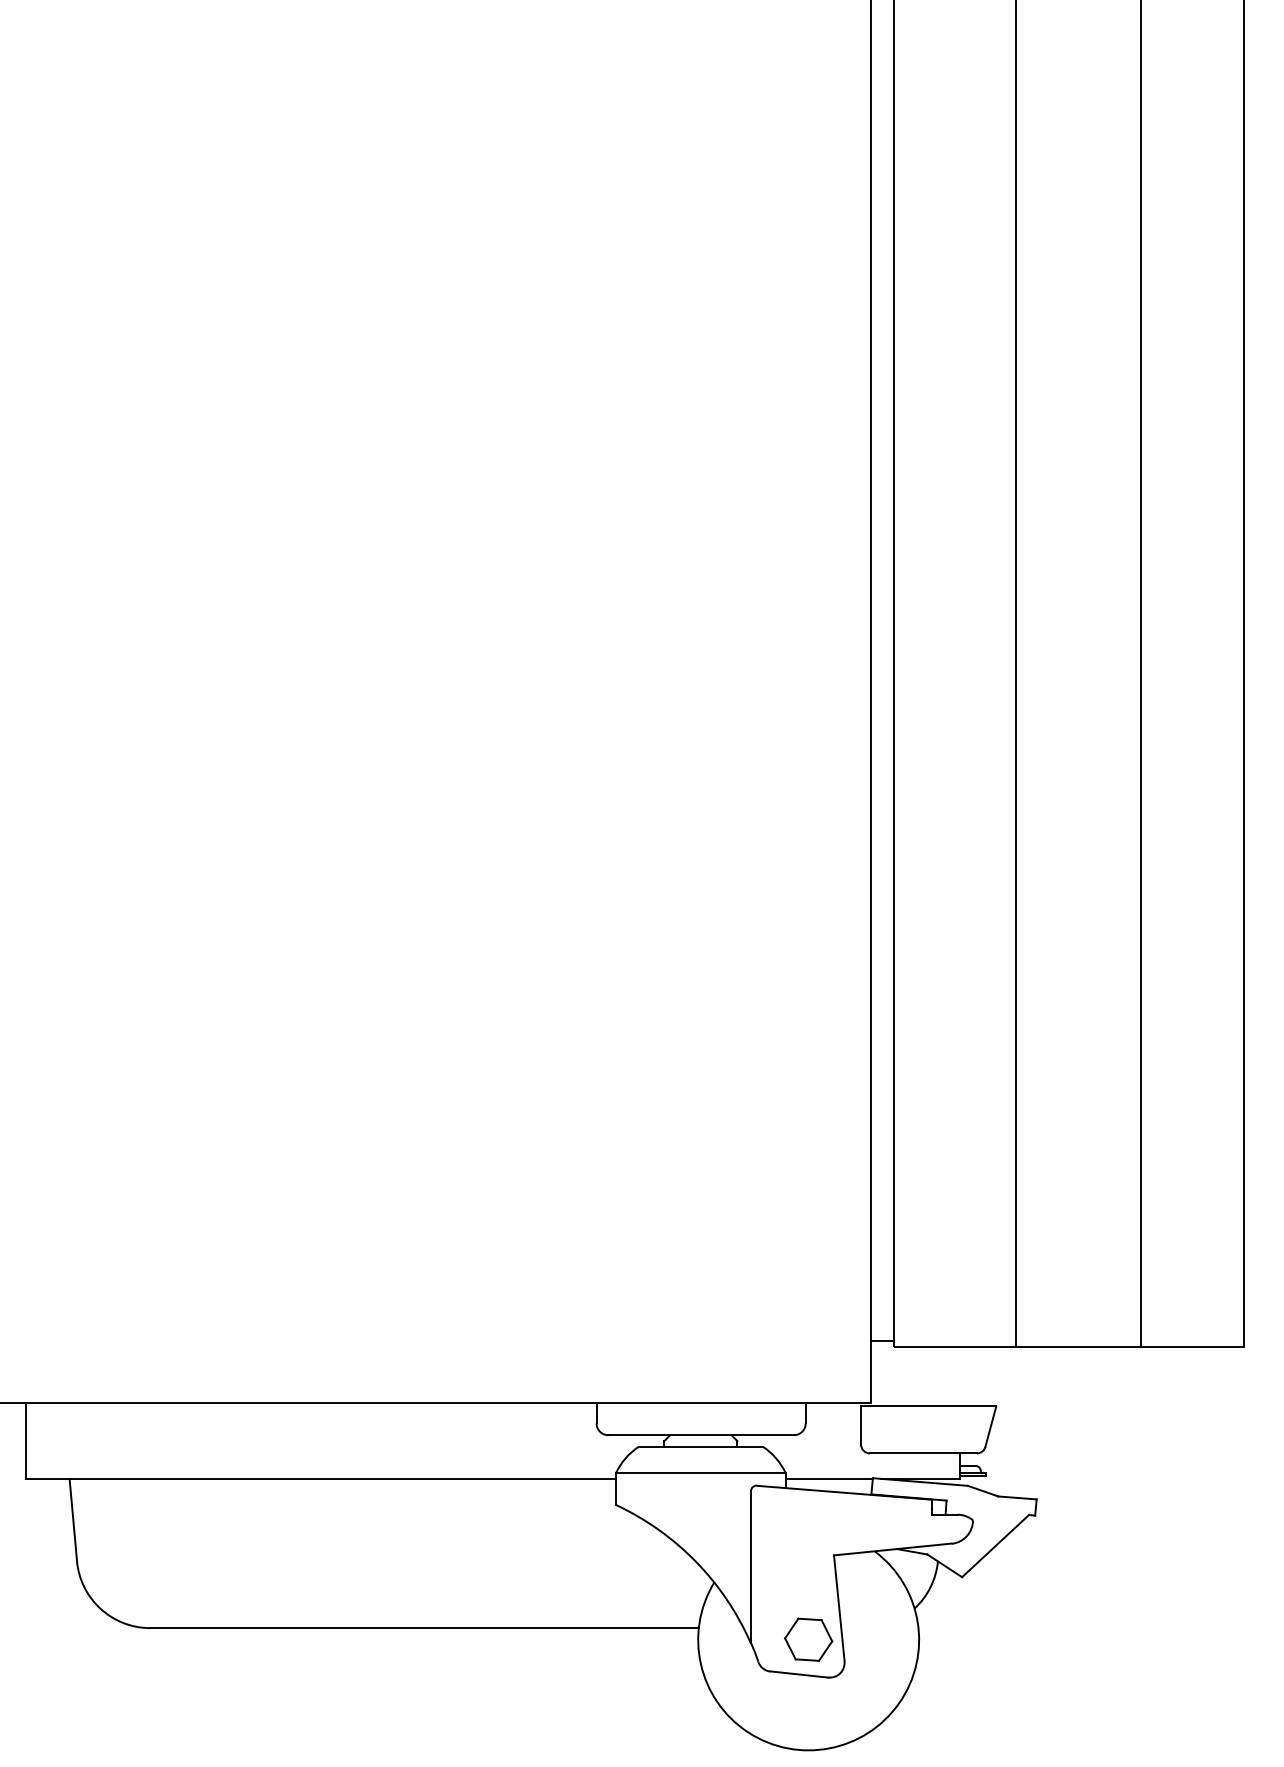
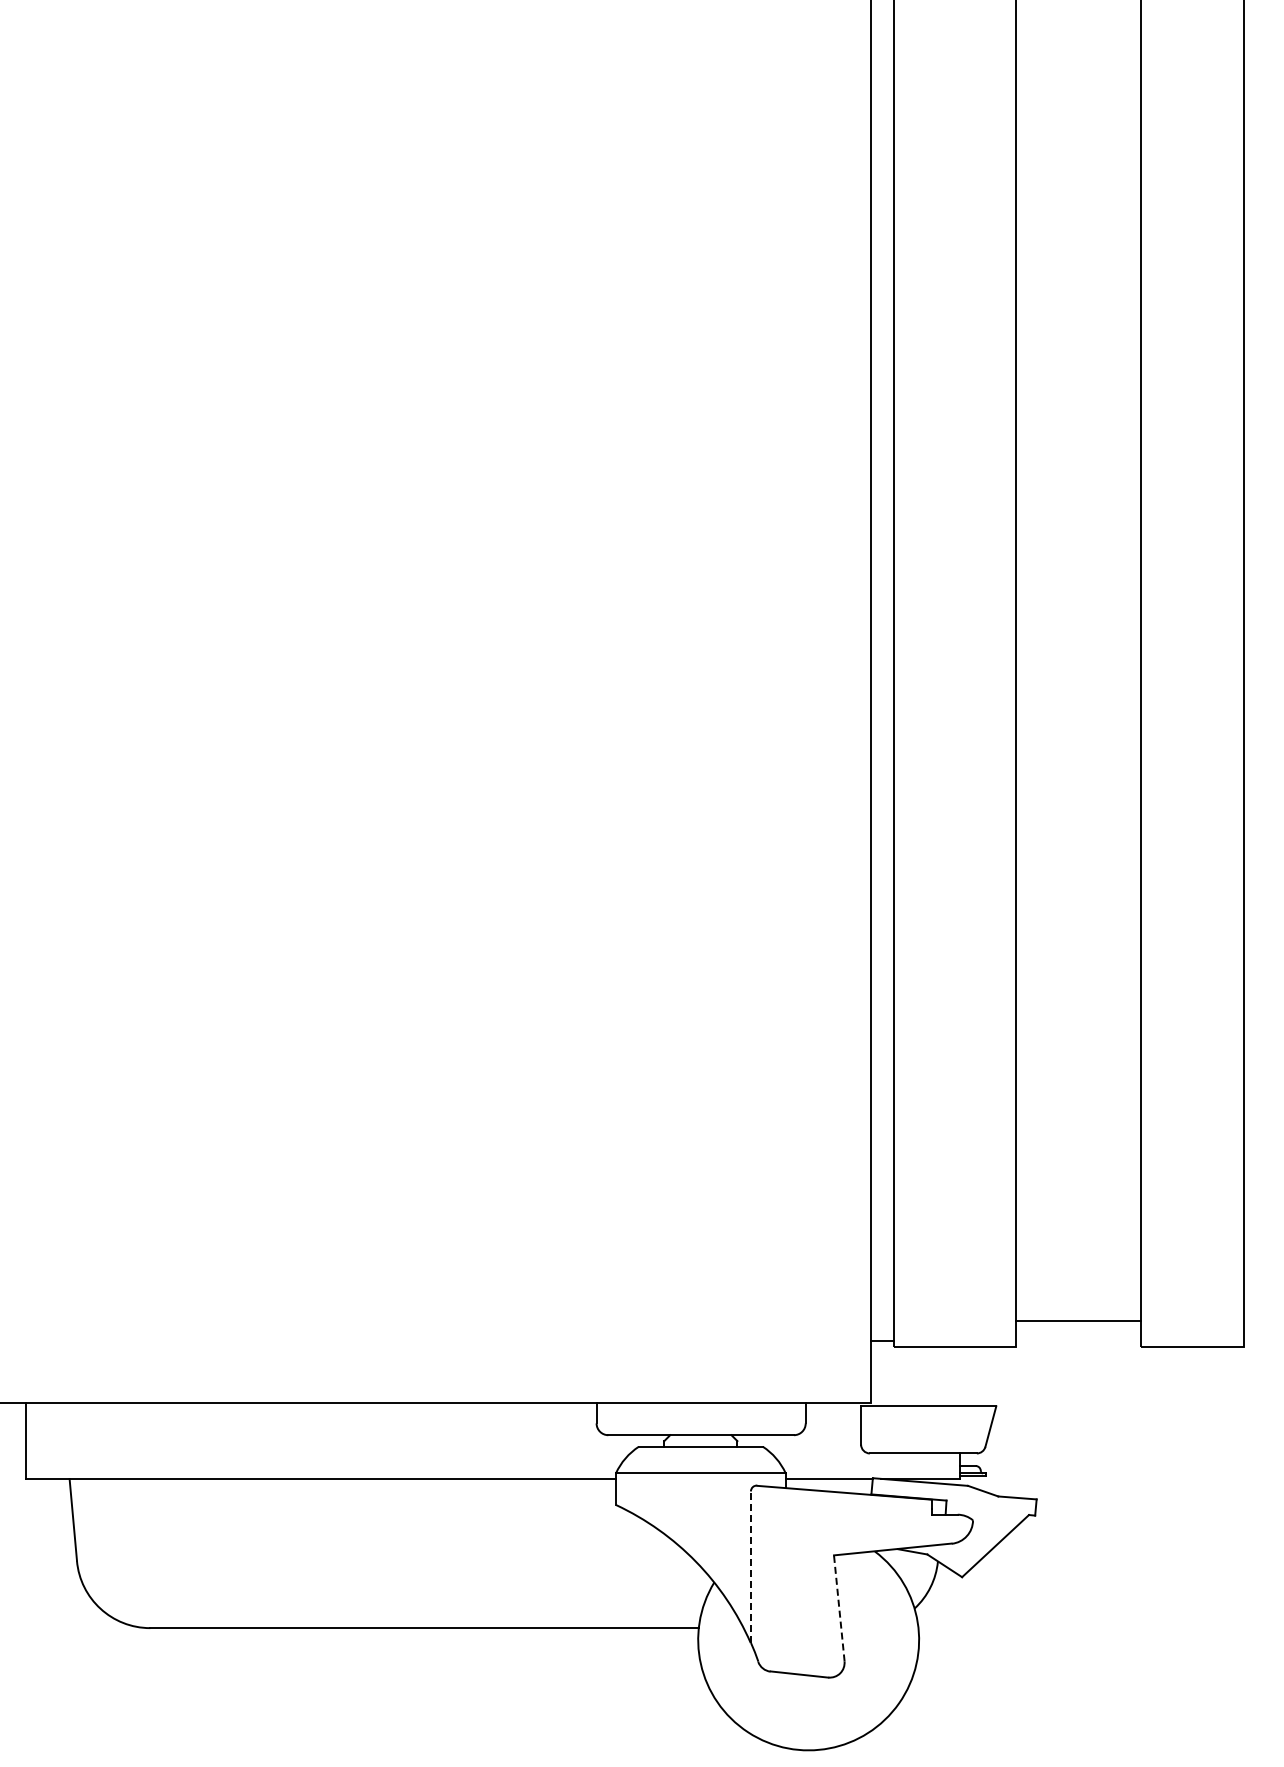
line position: (1078, 1346) -> (1078, 1320) (1078, 1320)
line: solid -> dashed (750, 1567)
line: solid -> dashed (839, 1607)
part: present -> none (808, 1639)
